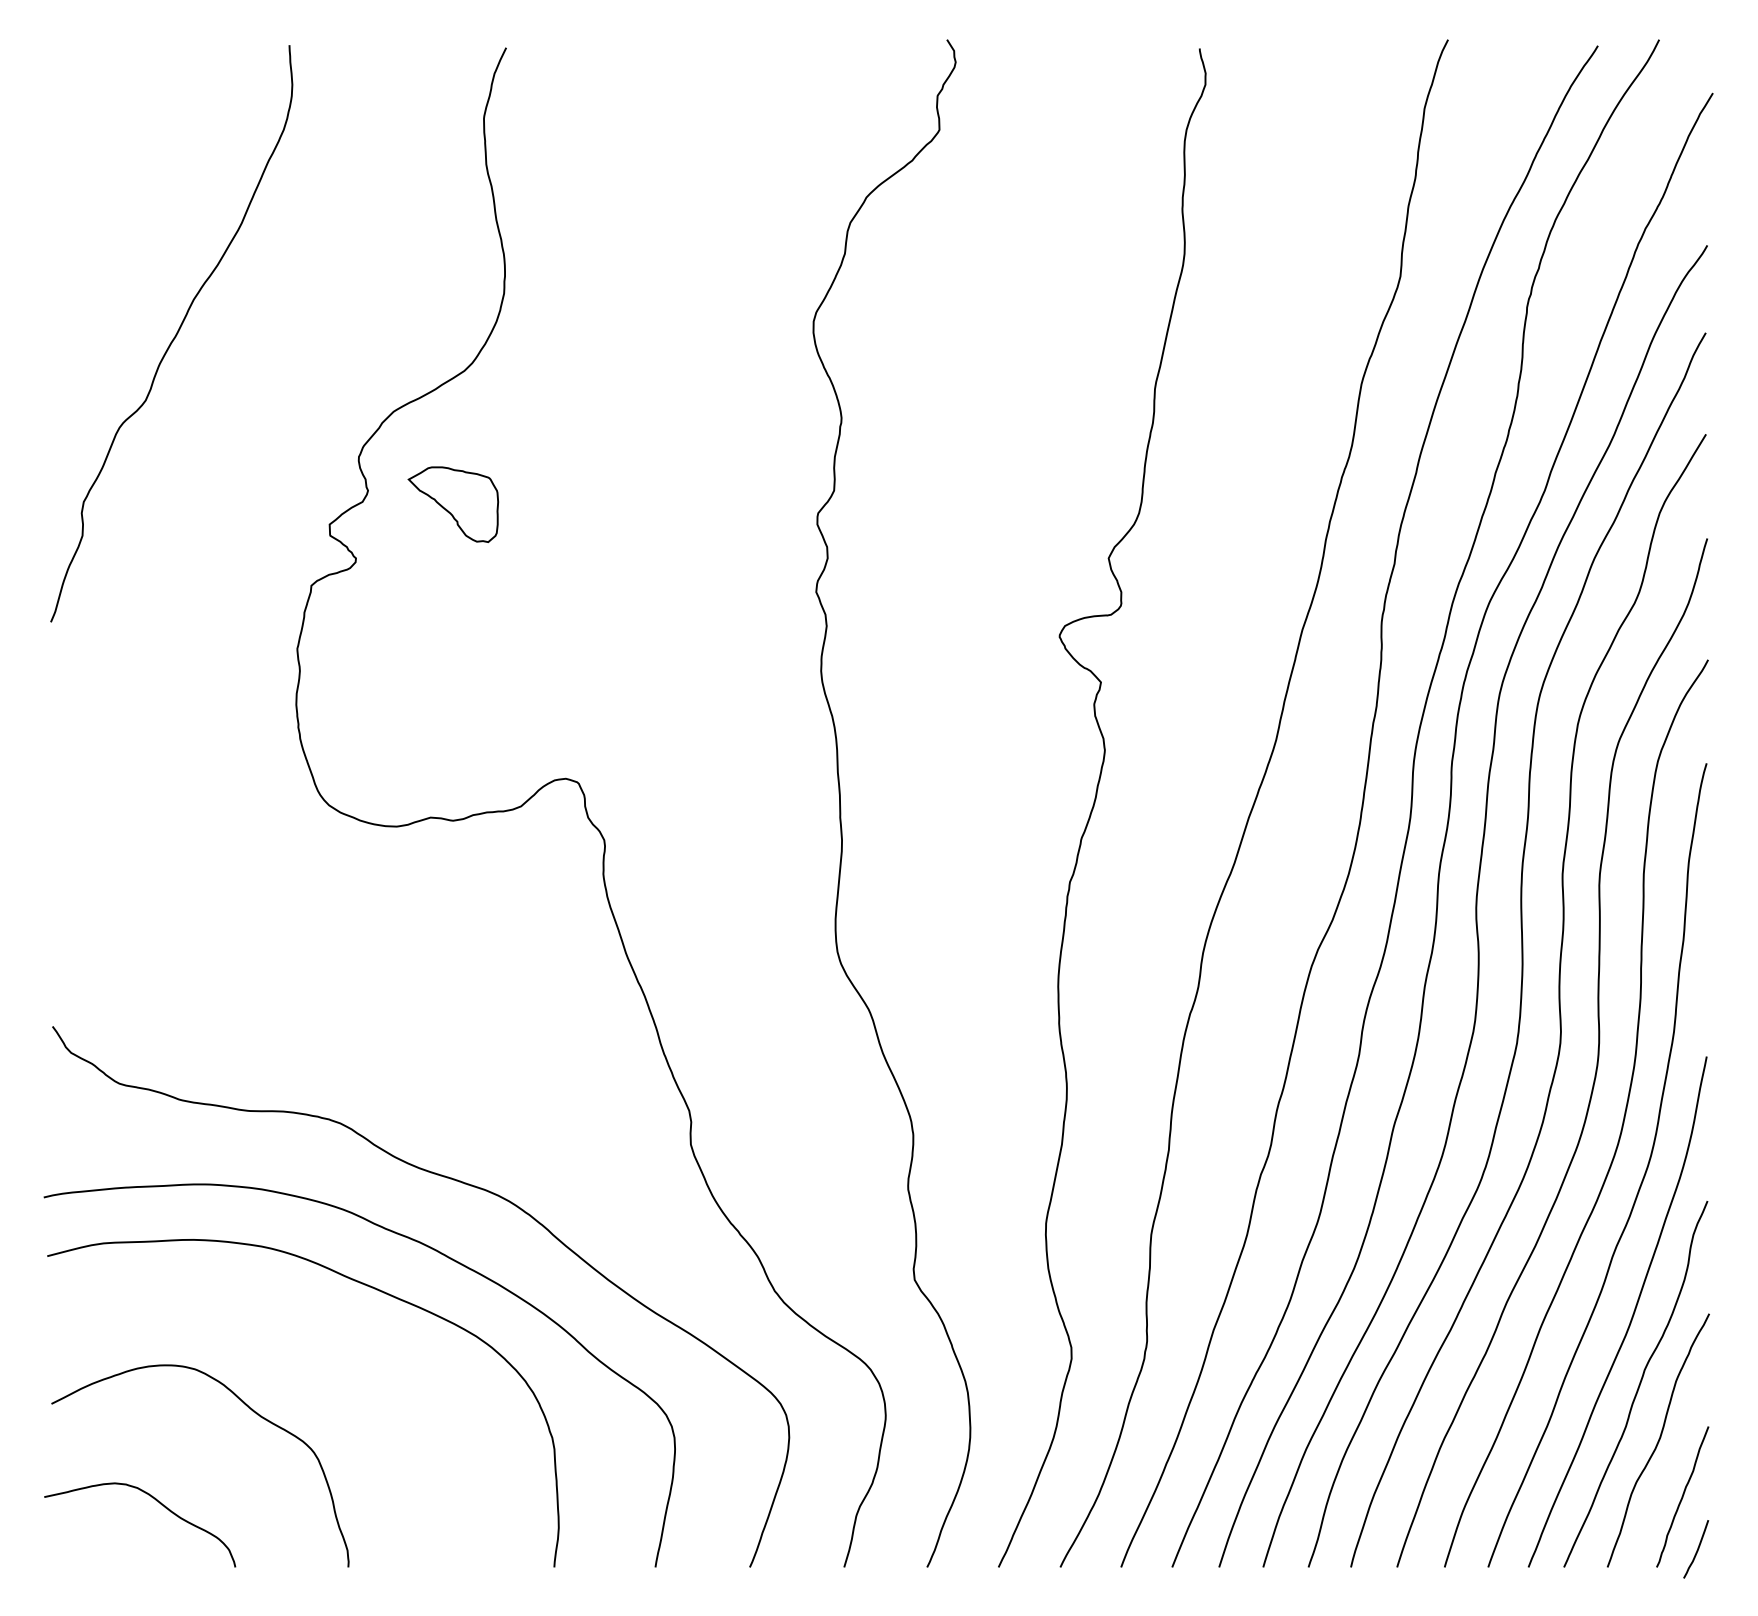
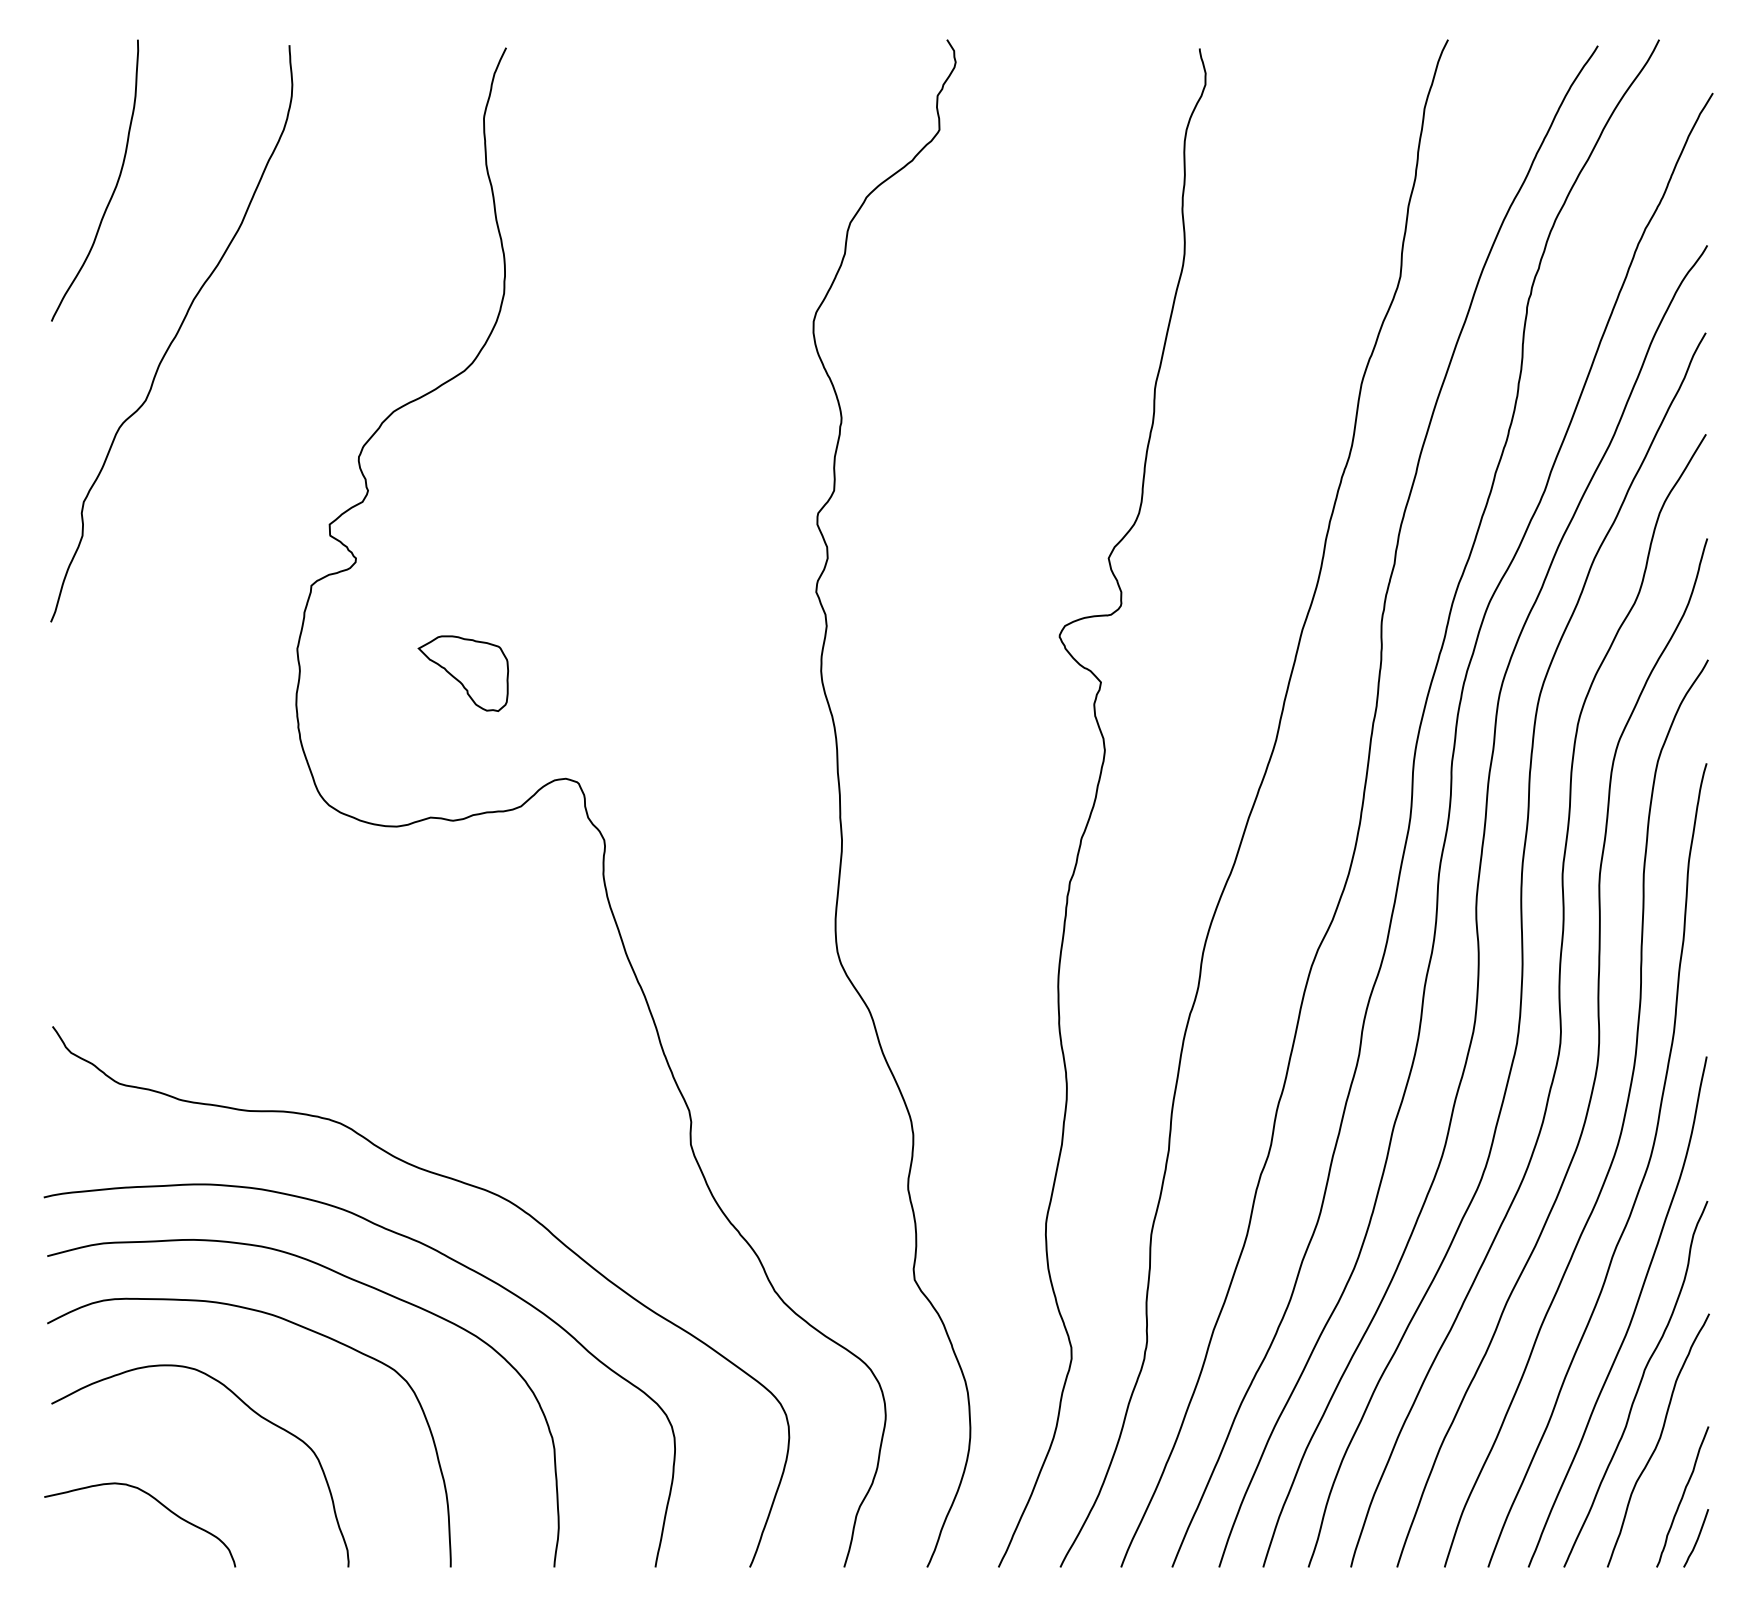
curve: none -> present (114, 187)
part position: (453, 504) -> (463, 673) (463, 673)
curve: none -> present (293, 1324)
curve position: (1697, 1549) -> (1697, 1538) (1697, 1538)
